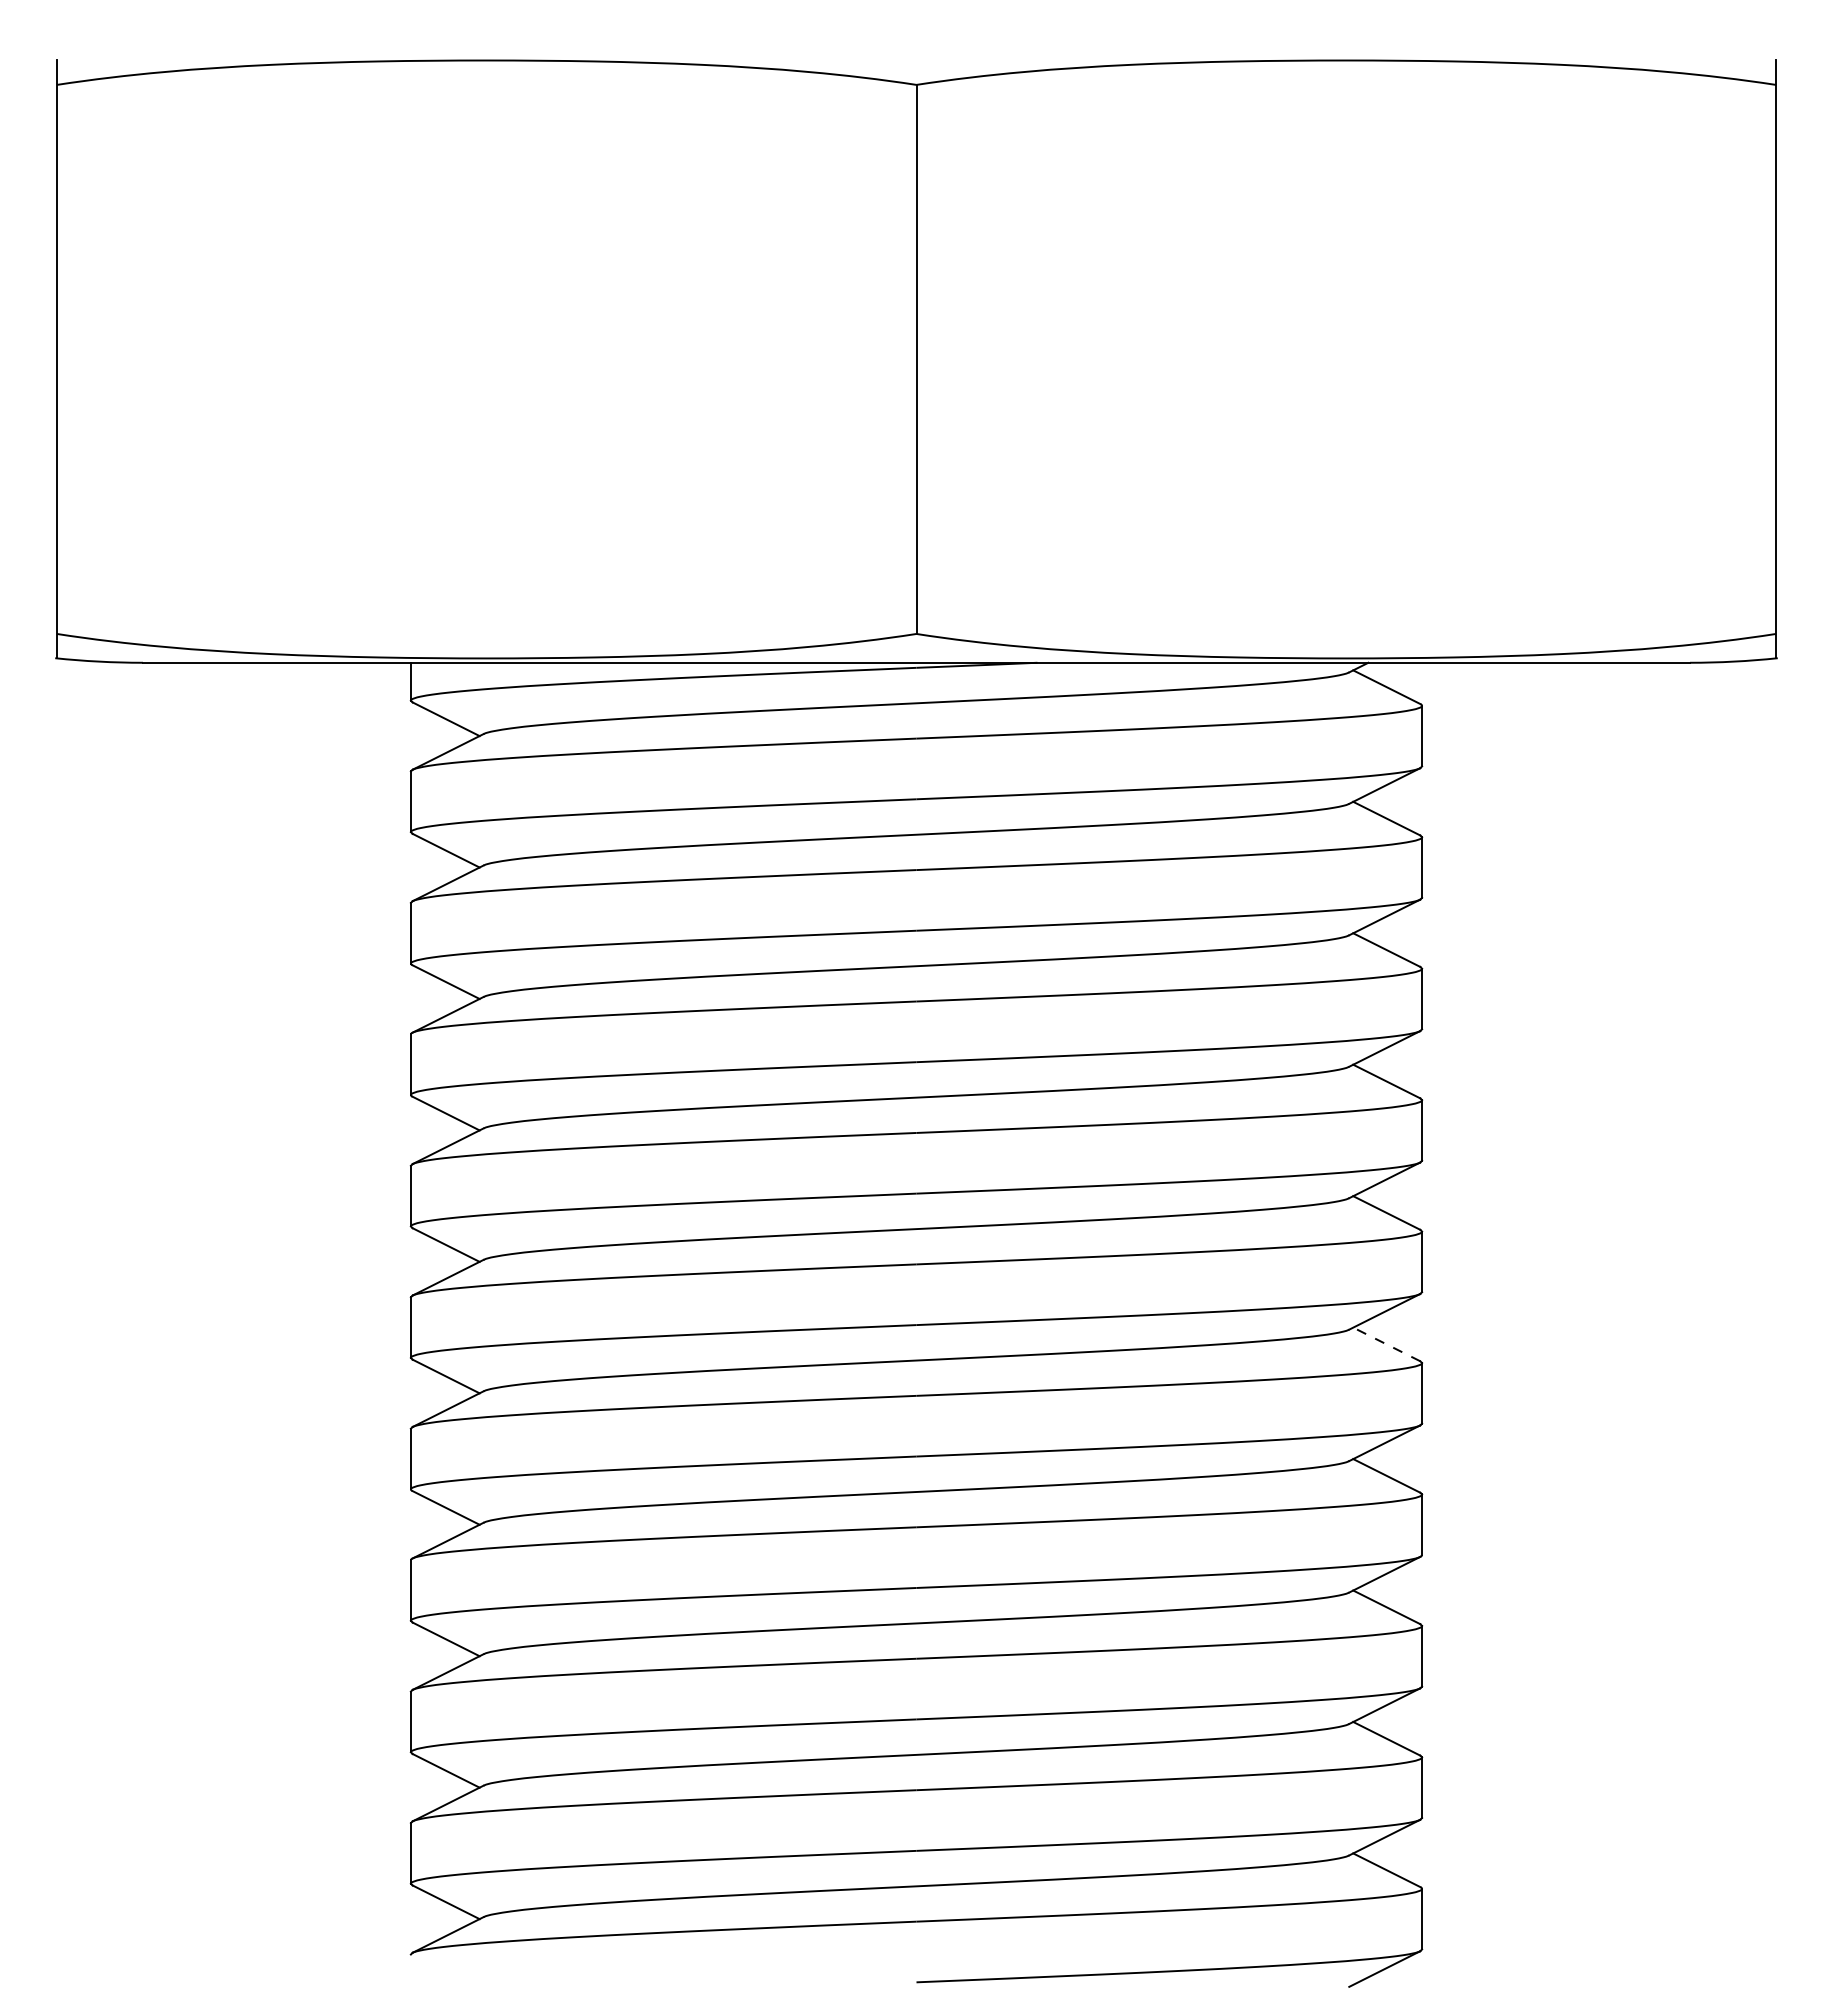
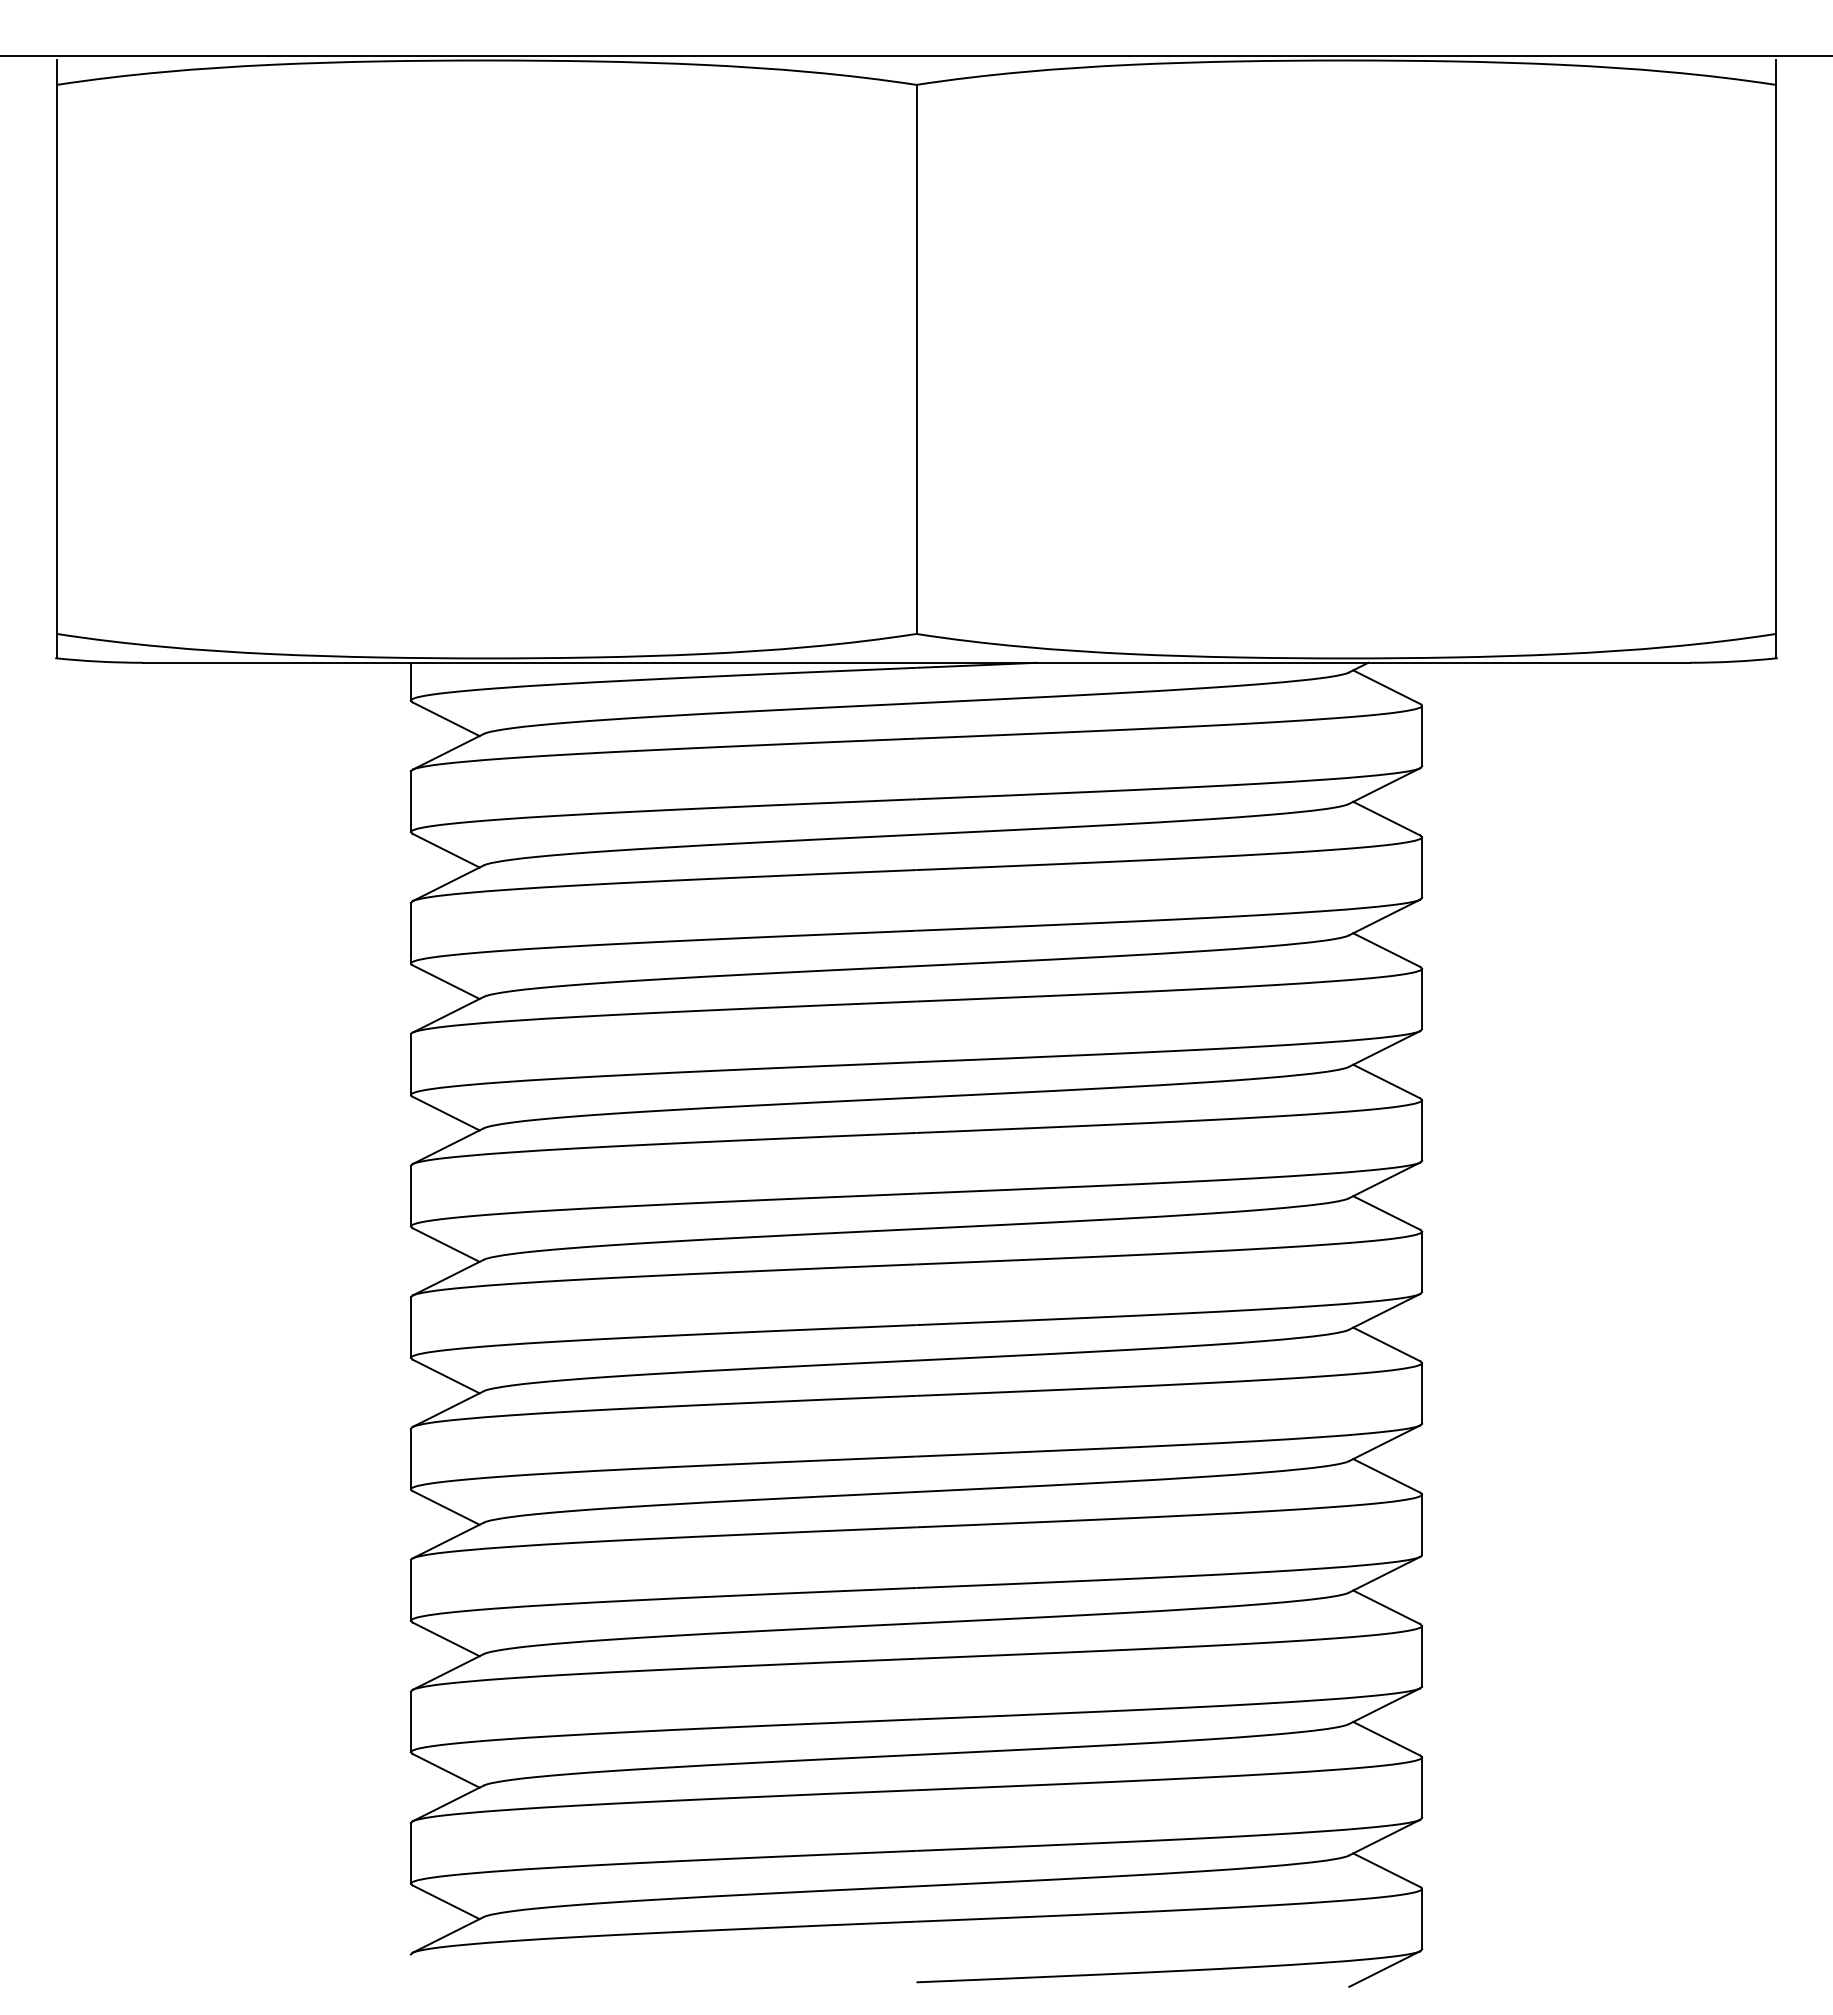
line: none -> present (915, 56)
line: dashed -> solid (1386, 1344)
